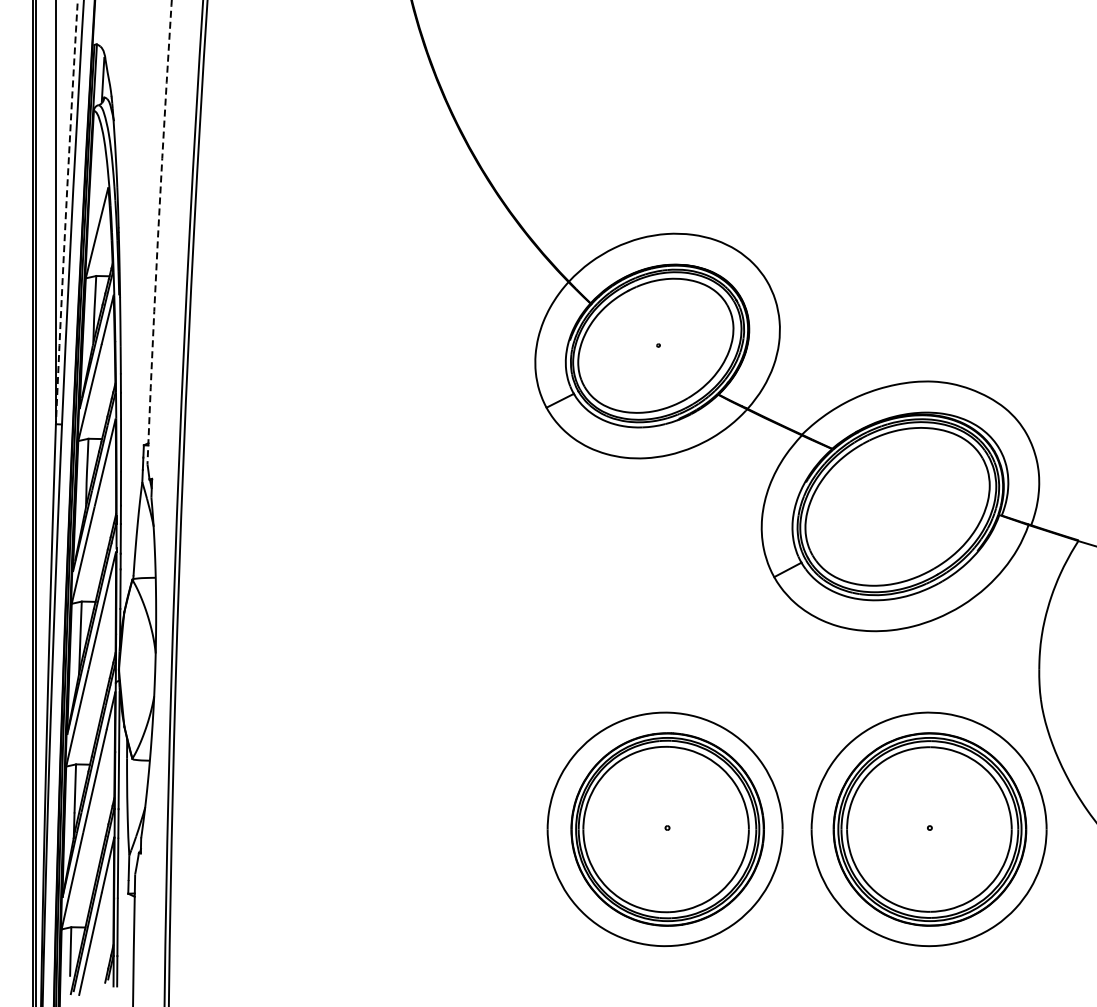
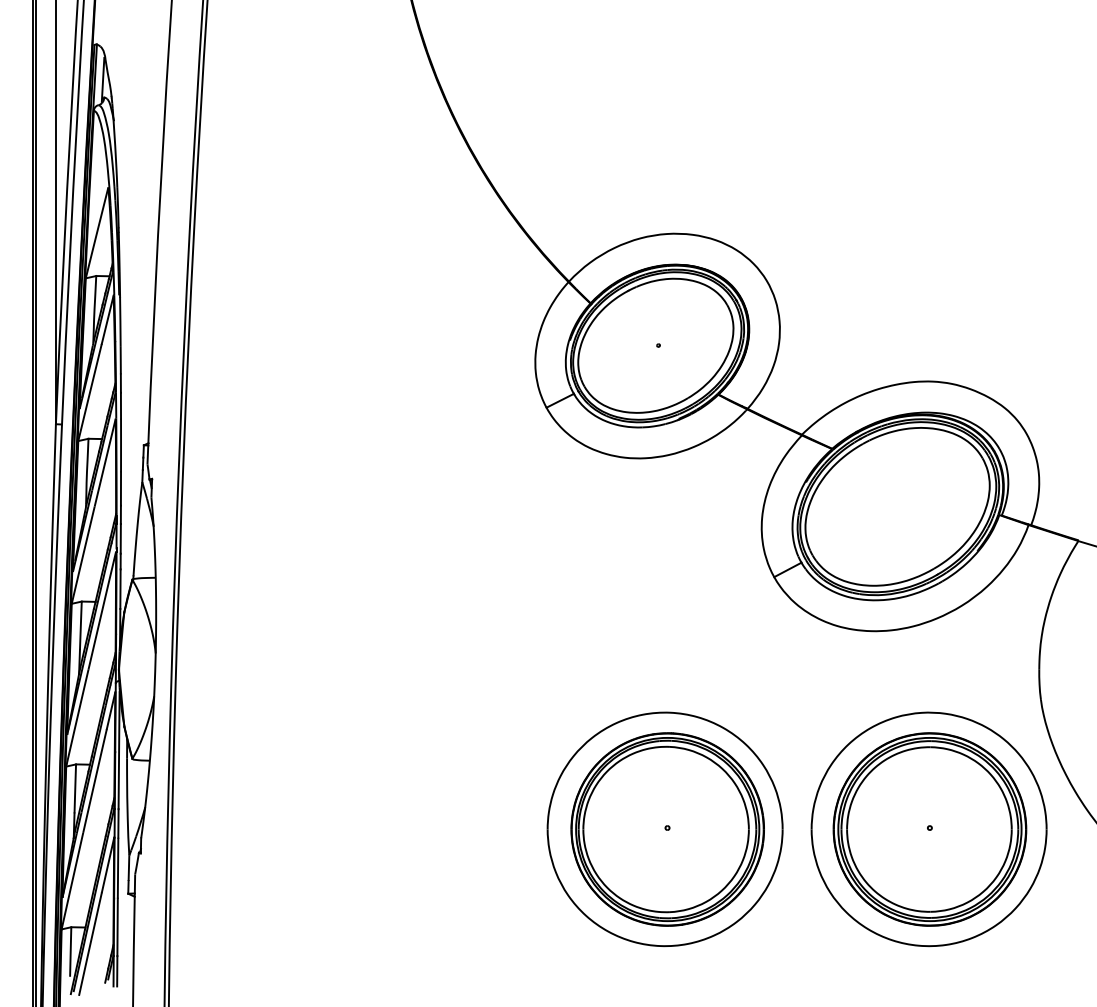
arc: dashed -> solid (66, 212)
arc: dashed -> solid (158, 233)
